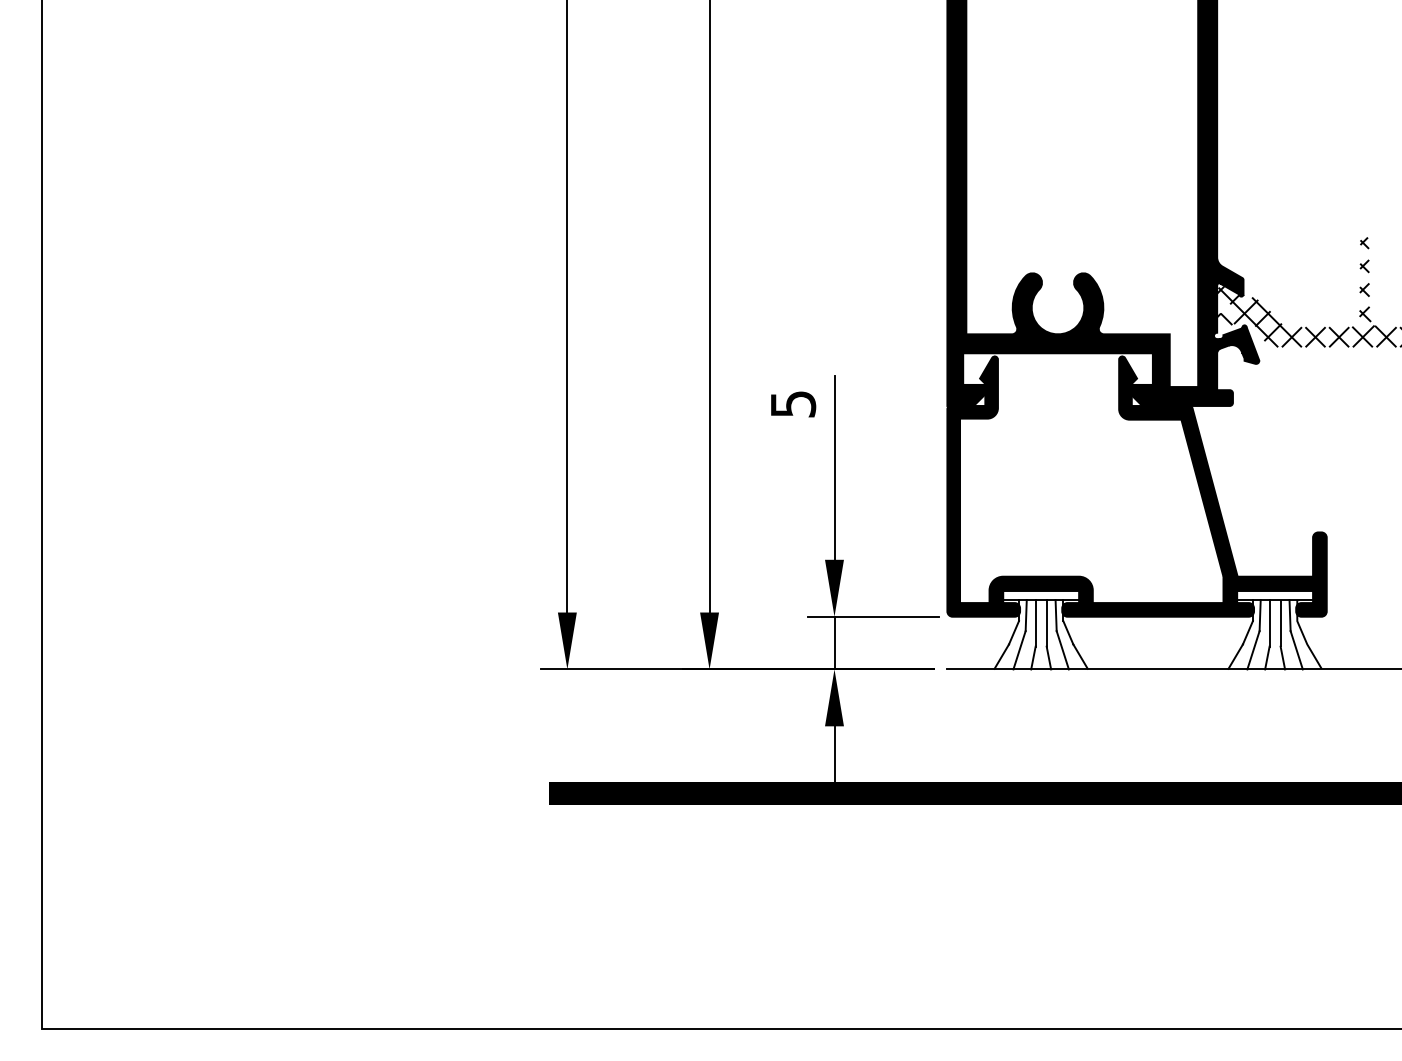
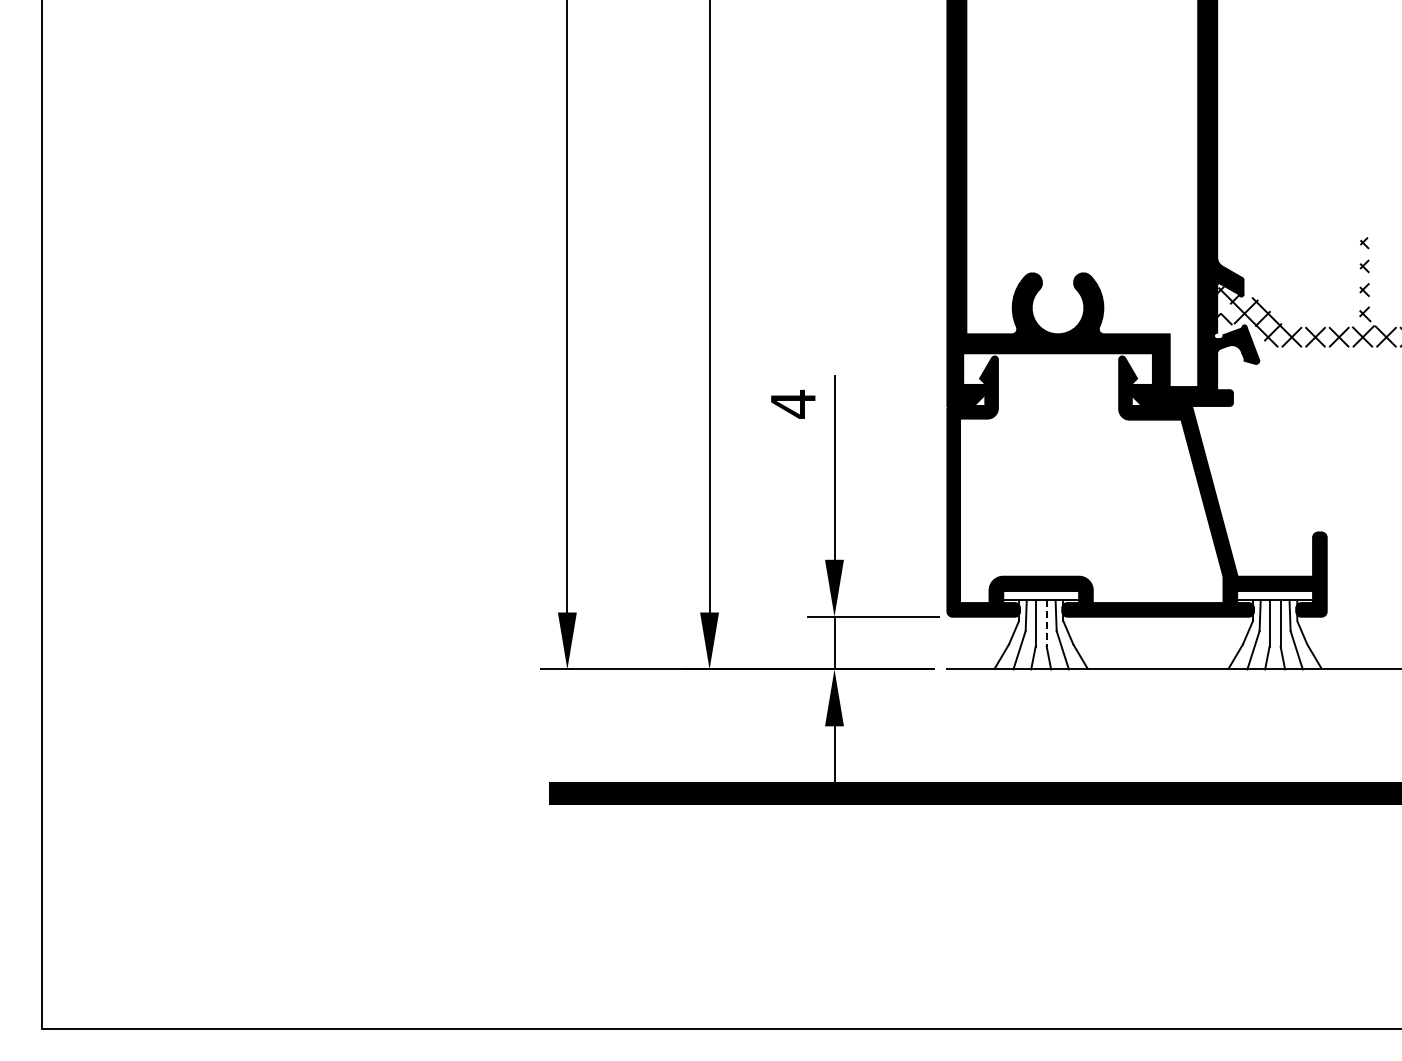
text: 5 -> 4 (793, 404)
line: solid -> dashed (1046, 623)
